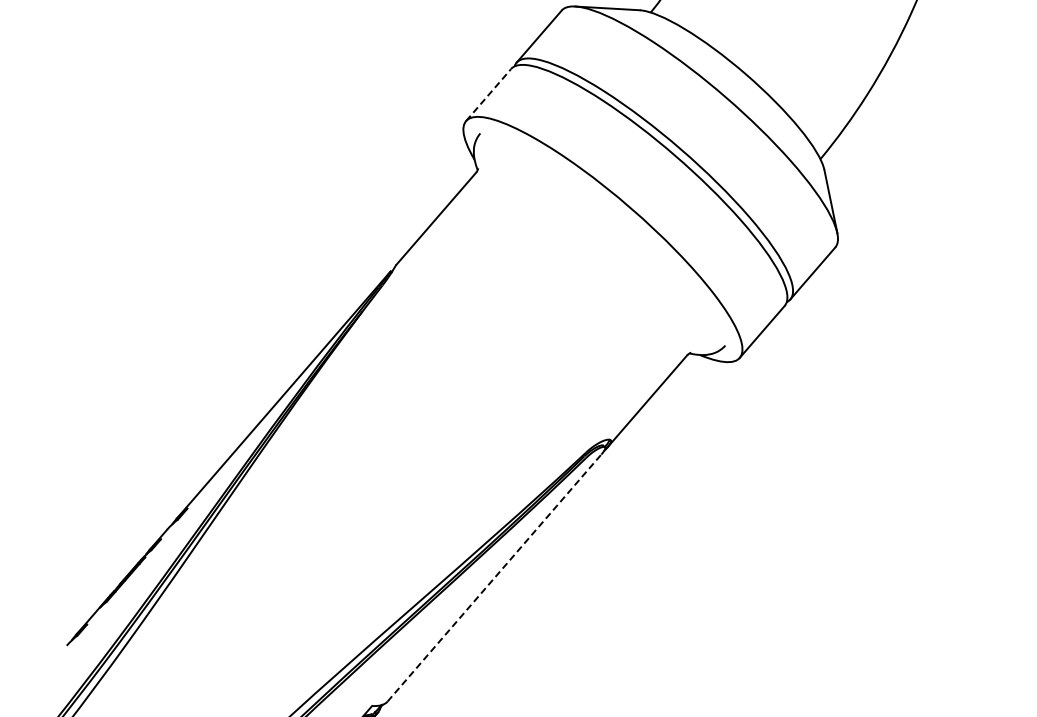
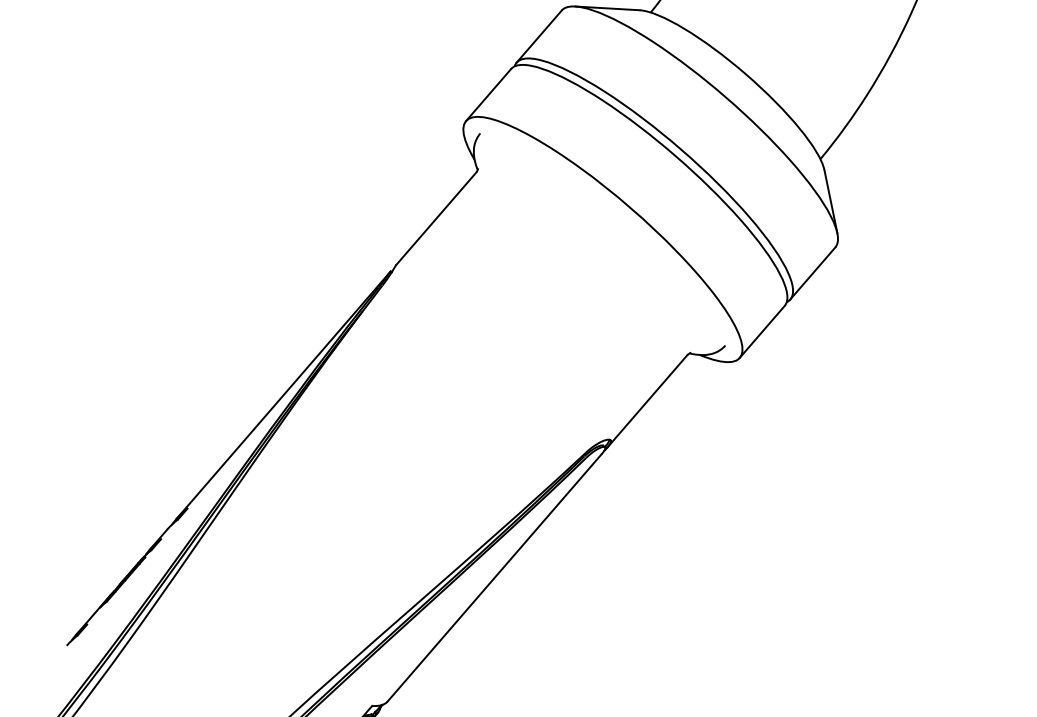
line: dashed -> solid (488, 94)
line: dashed -> solid (494, 577)
